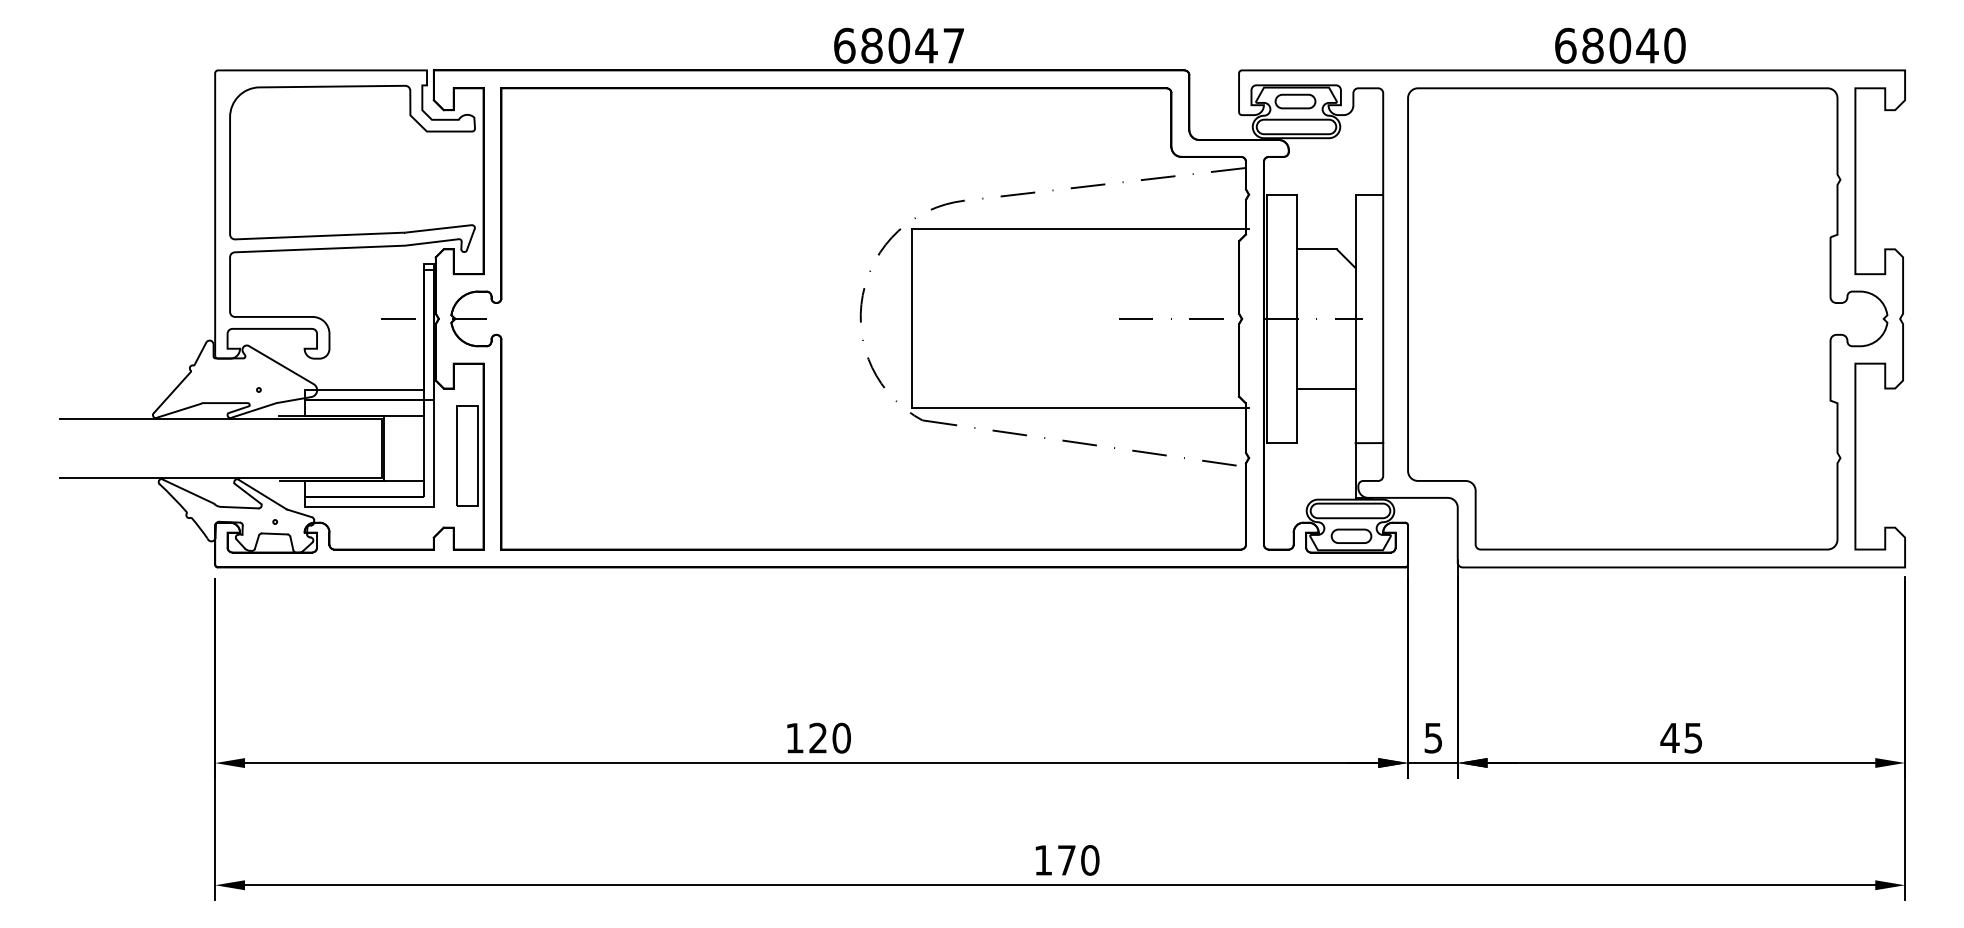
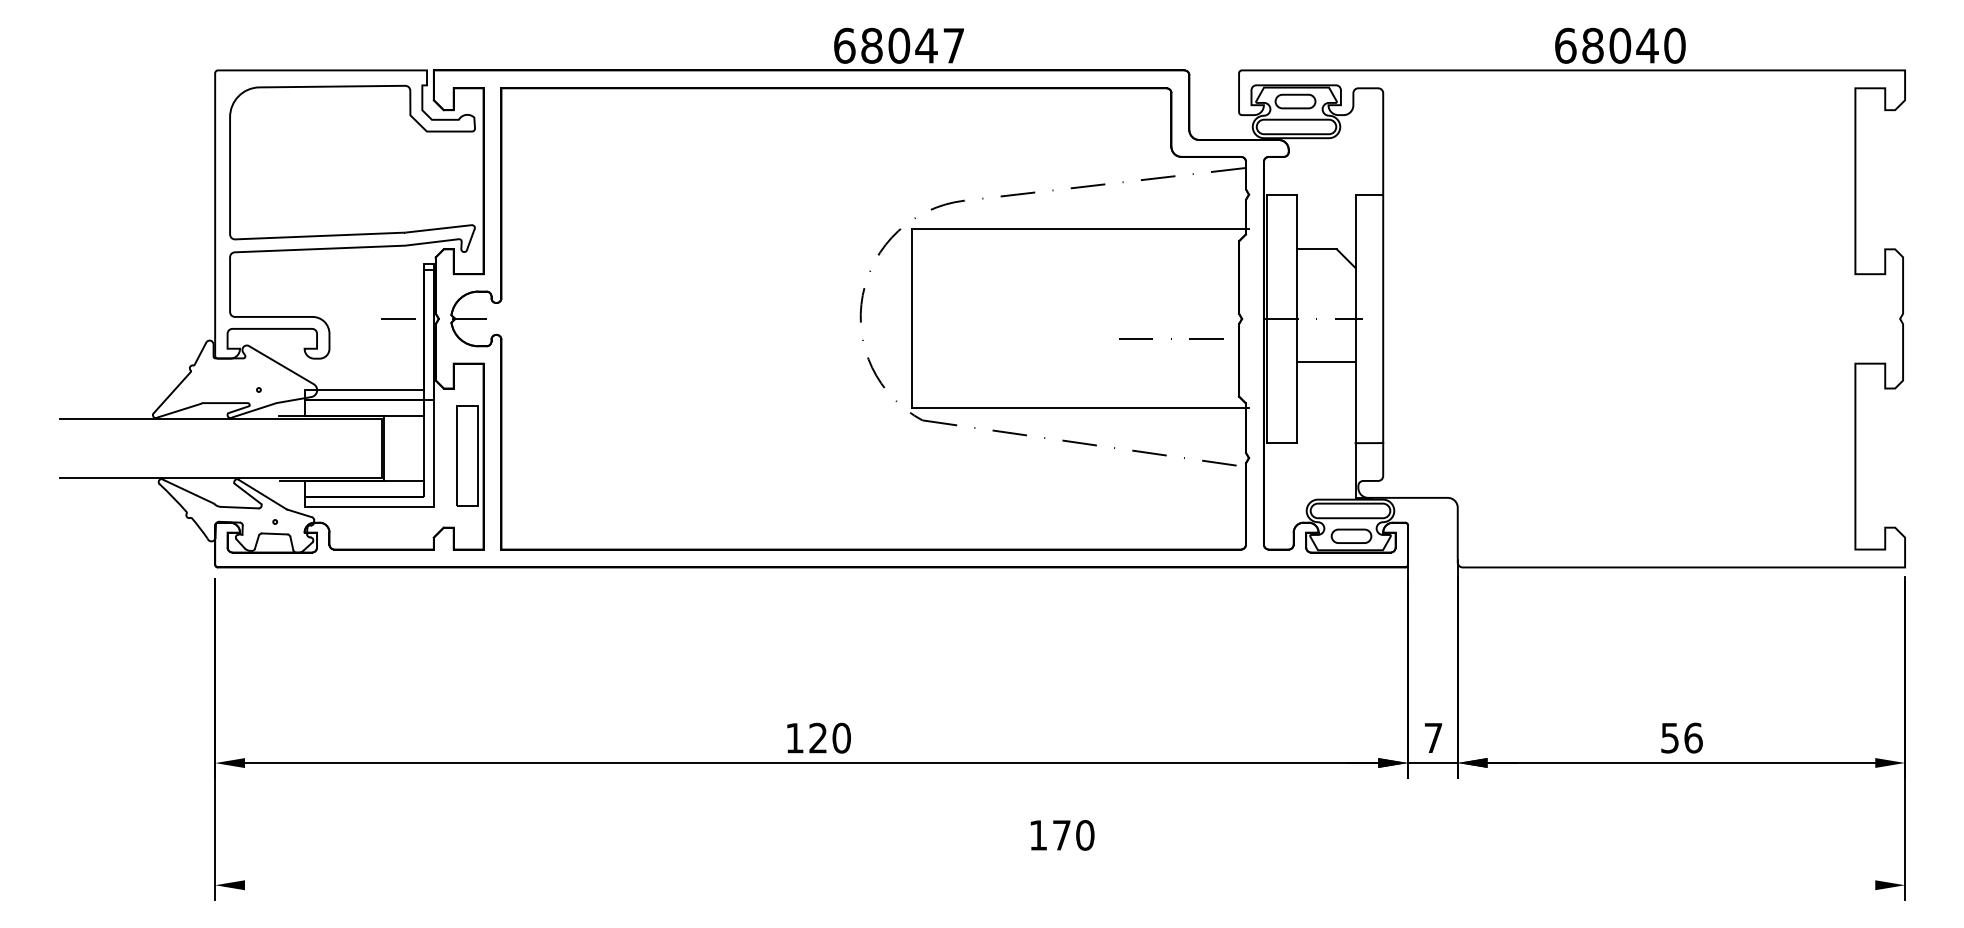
line position: (1171, 318) -> (1171, 338) (1171, 338)
part: present -> none (1647, 318)
line position: (1326, 388) -> (1326, 361) (1326, 361)
text: 45 -> 56 (1681, 737)
text: 5 -> 7 (1433, 738)
text position: (1067, 860) -> (1062, 835) (1062, 835)
line: present -> none (1059, 885)
